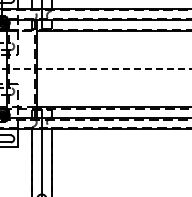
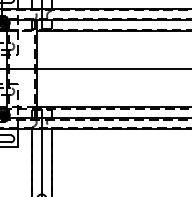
line: dashed -> solid (96, 69)
